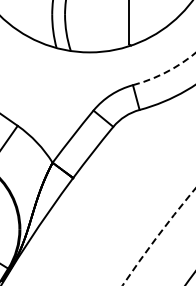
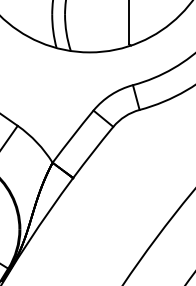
arc: dashed -> solid (165, 72)
arc: dashed -> solid (157, 236)
